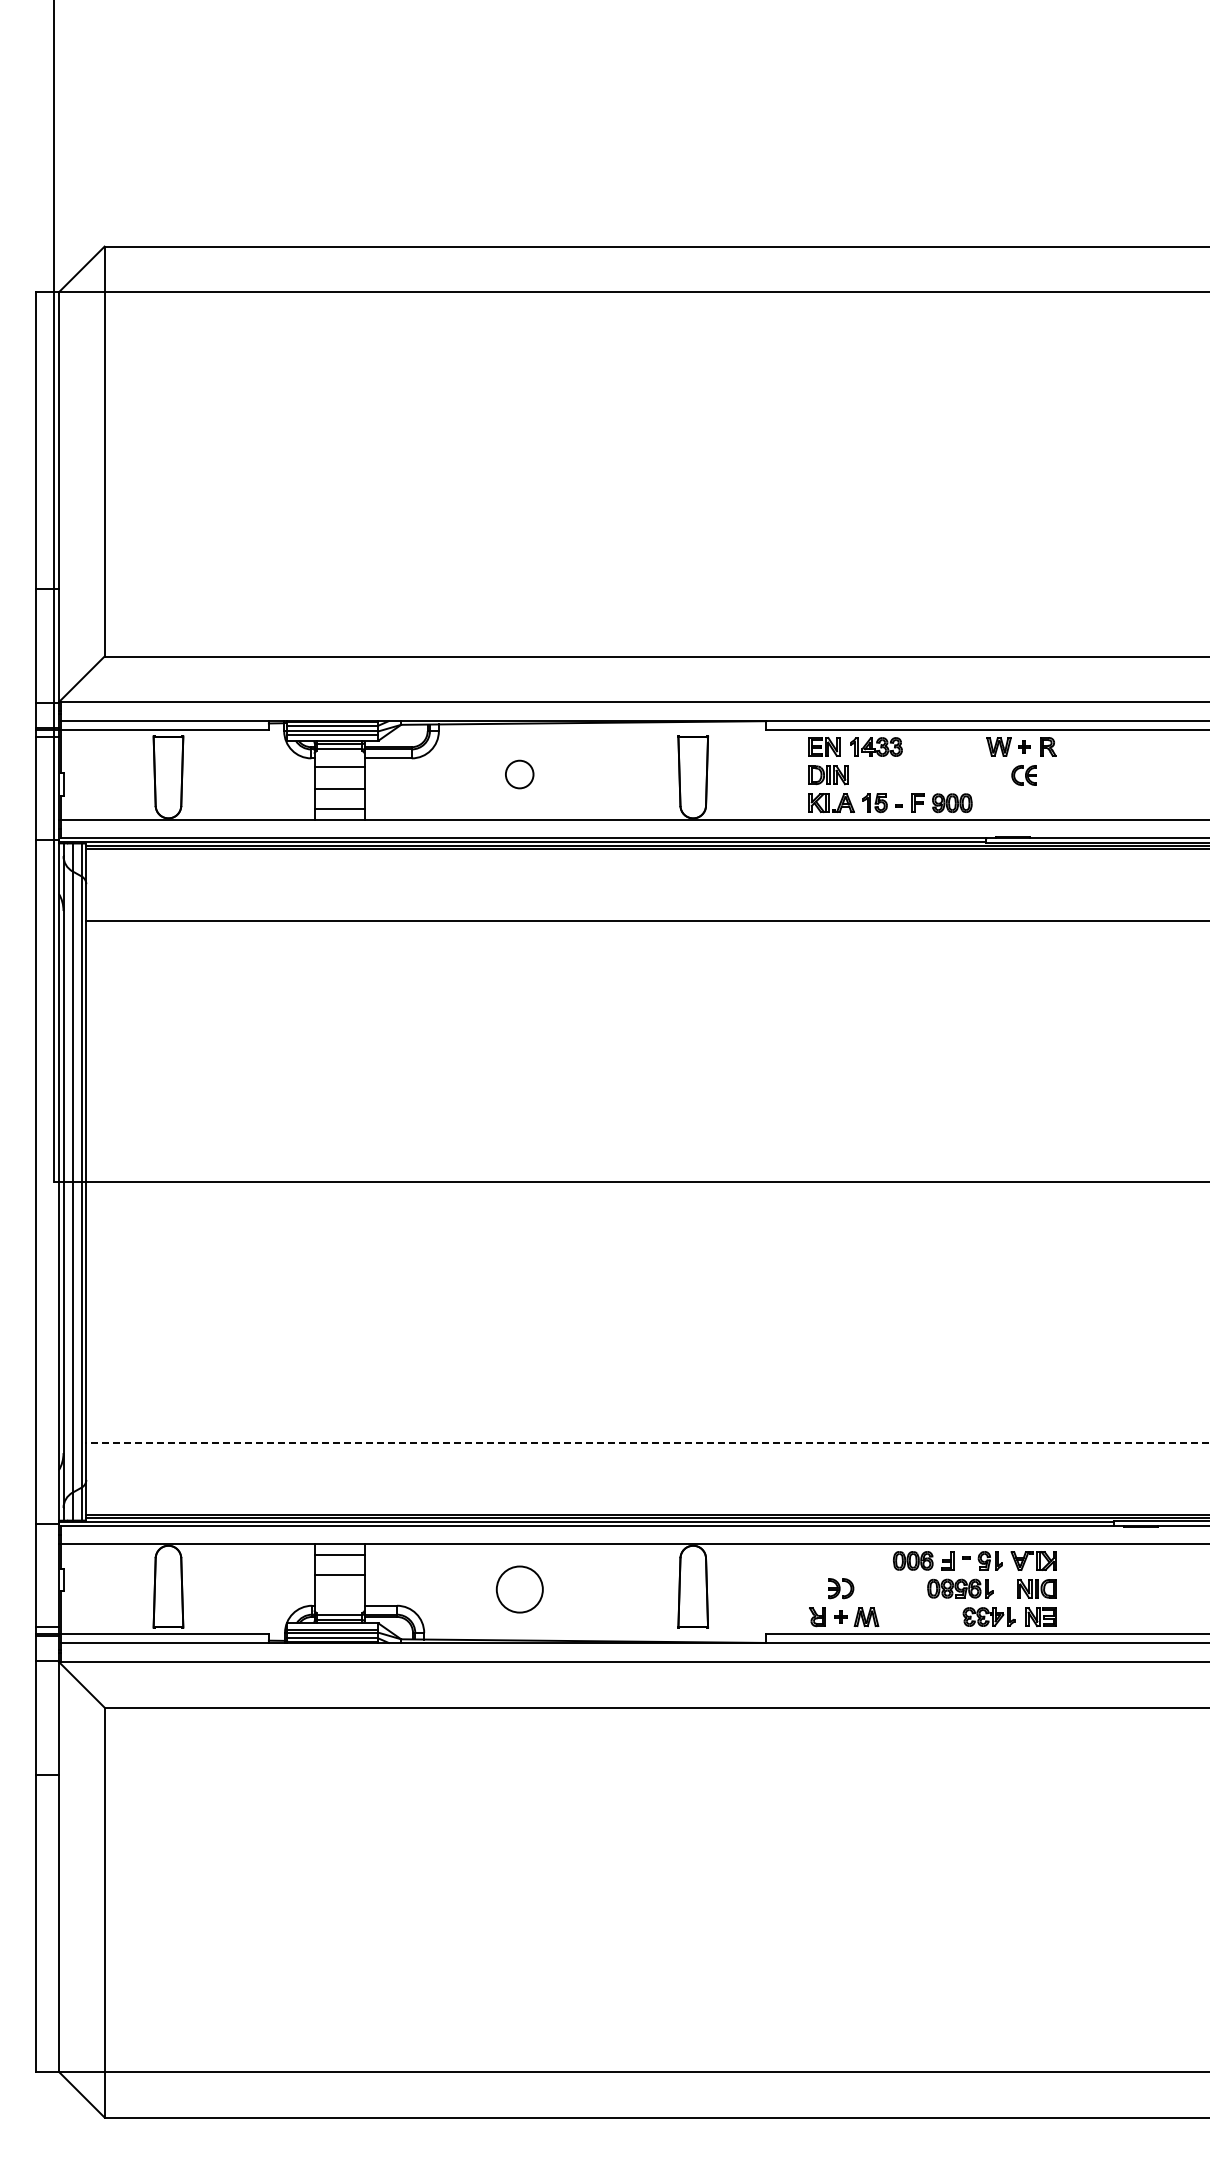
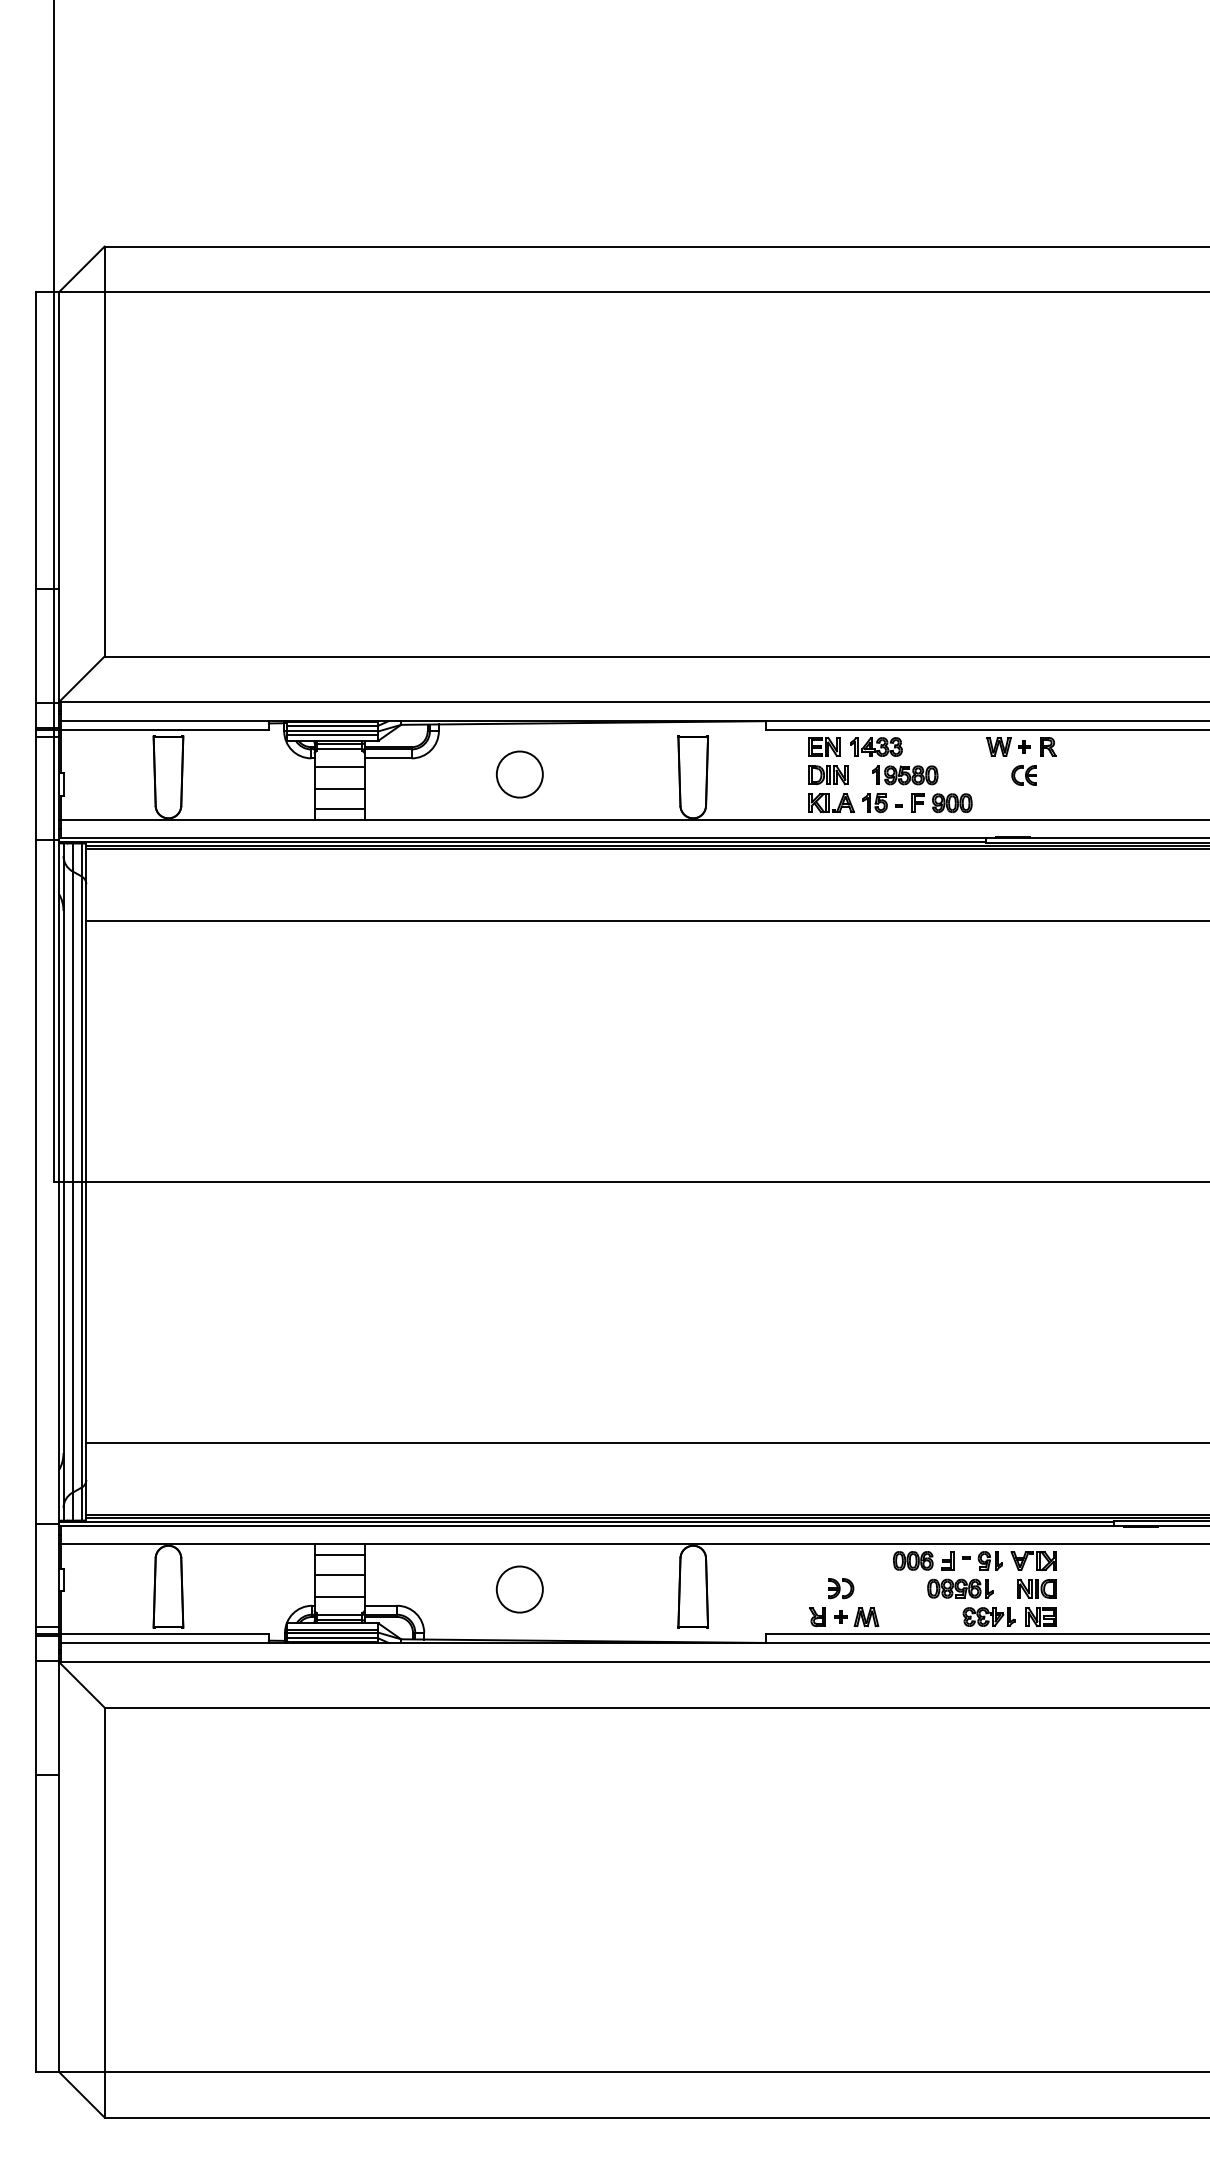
circle size: 30x31 px -> 49x49 px (519, 774)
part: none -> present (905, 775)
line: dashed -> solid (647, 1443)
line: none -> present (339, 1597)
